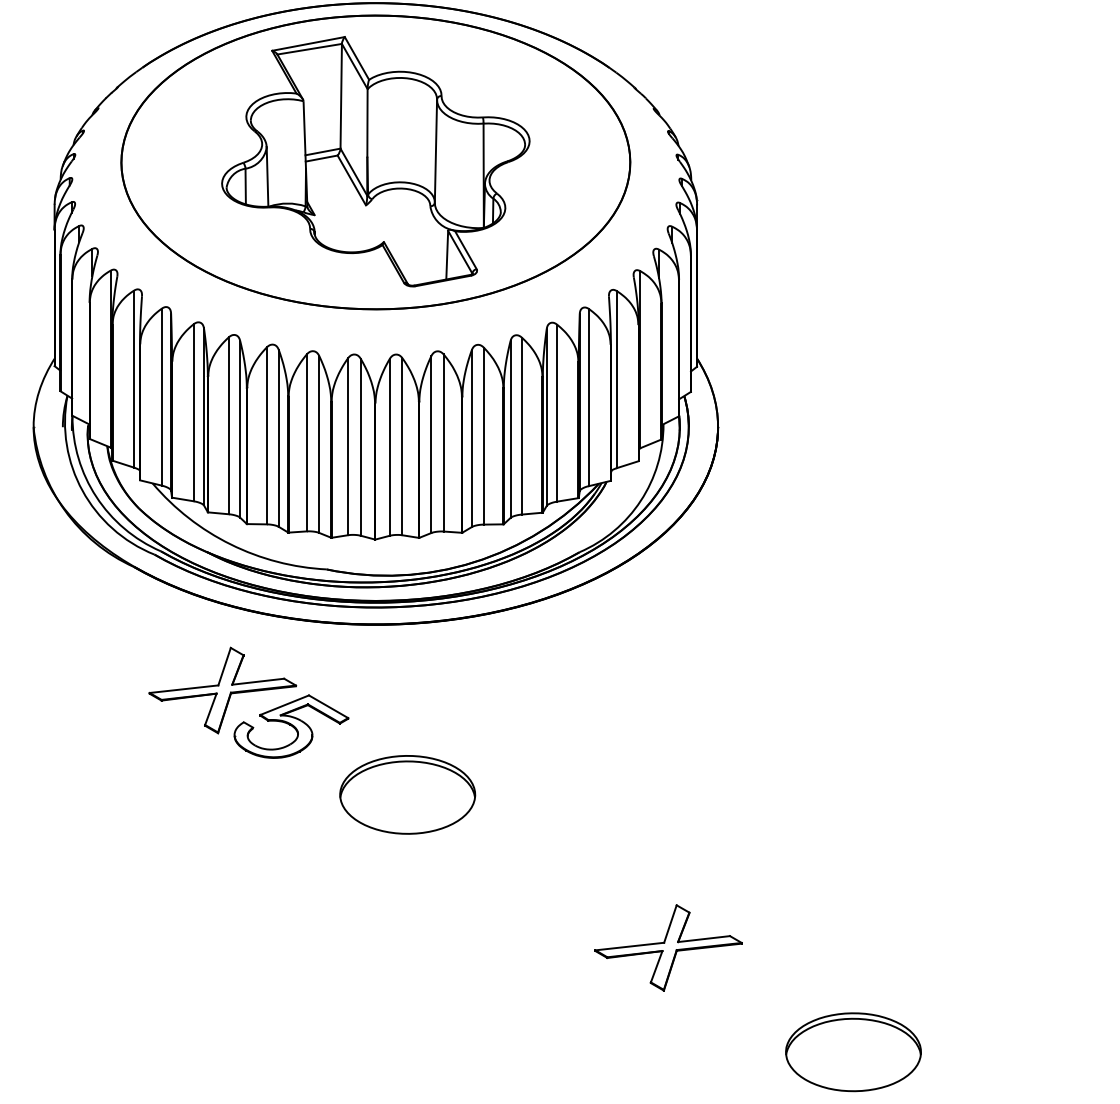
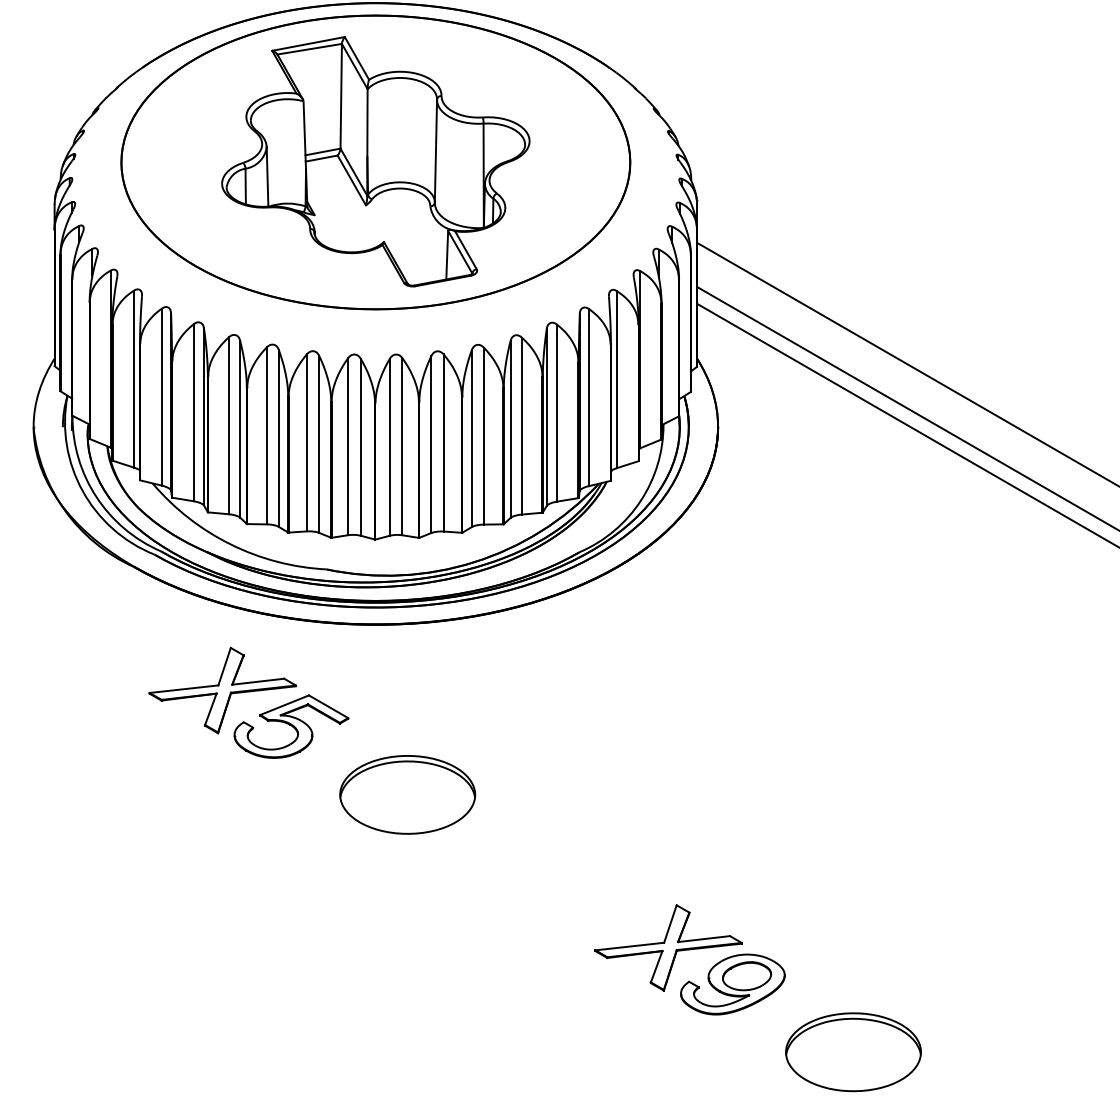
line: none -> present (906, 363)
line: none -> present (906, 407)
line: none -> present (906, 424)
part: none -> present (732, 984)
